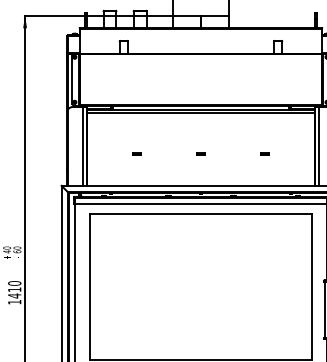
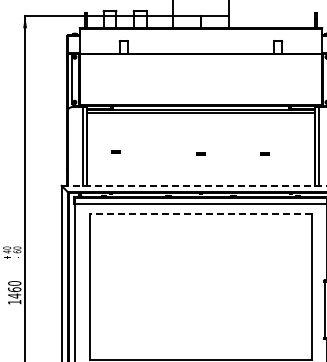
part position: (136, 153) -> (115, 151) (115, 151)
line: solid -> dashed (194, 185)
line: solid -> dashed (200, 213)
text: 1410 -> 1460 (14, 289)
